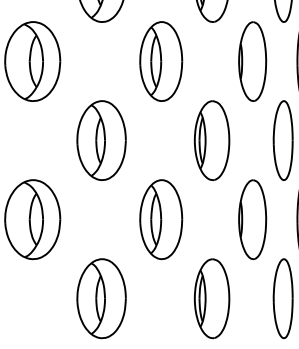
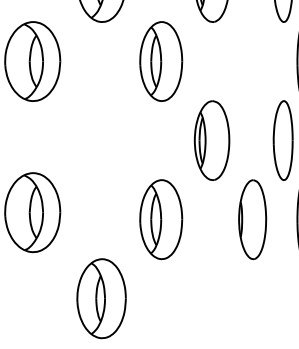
part: present -> none (252, 61)
part: present -> none (101, 140)
part position: (32, 219) -> (32, 212) (32, 212)
part: present -> none (211, 298)
part: present -> none (282, 298)
